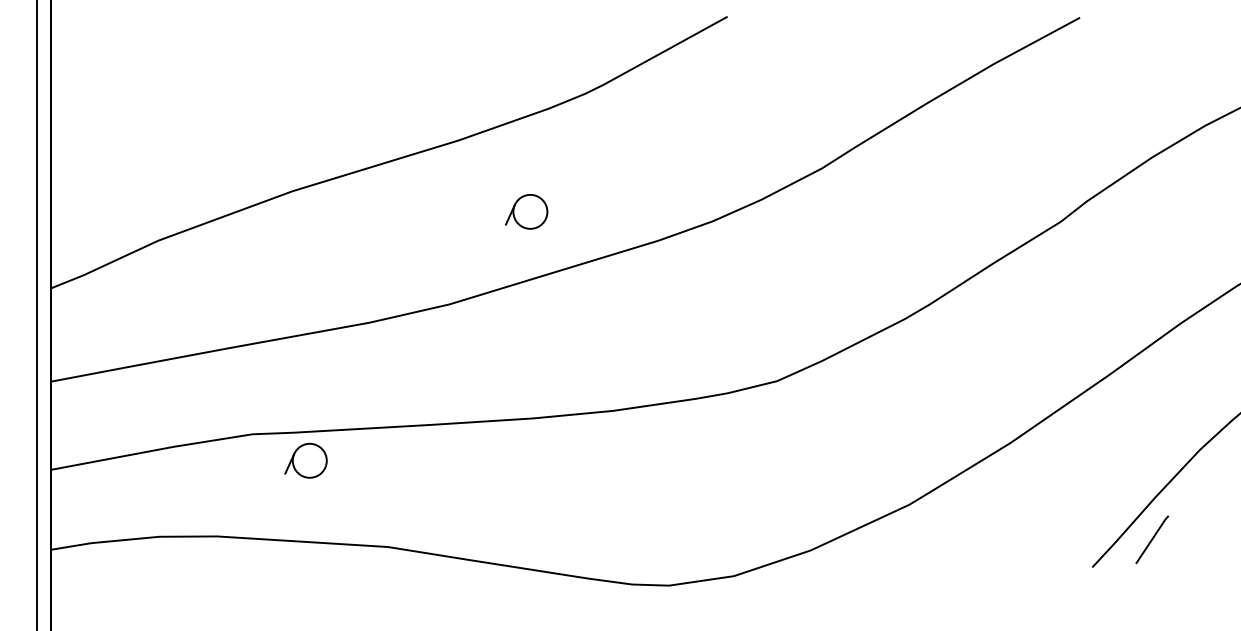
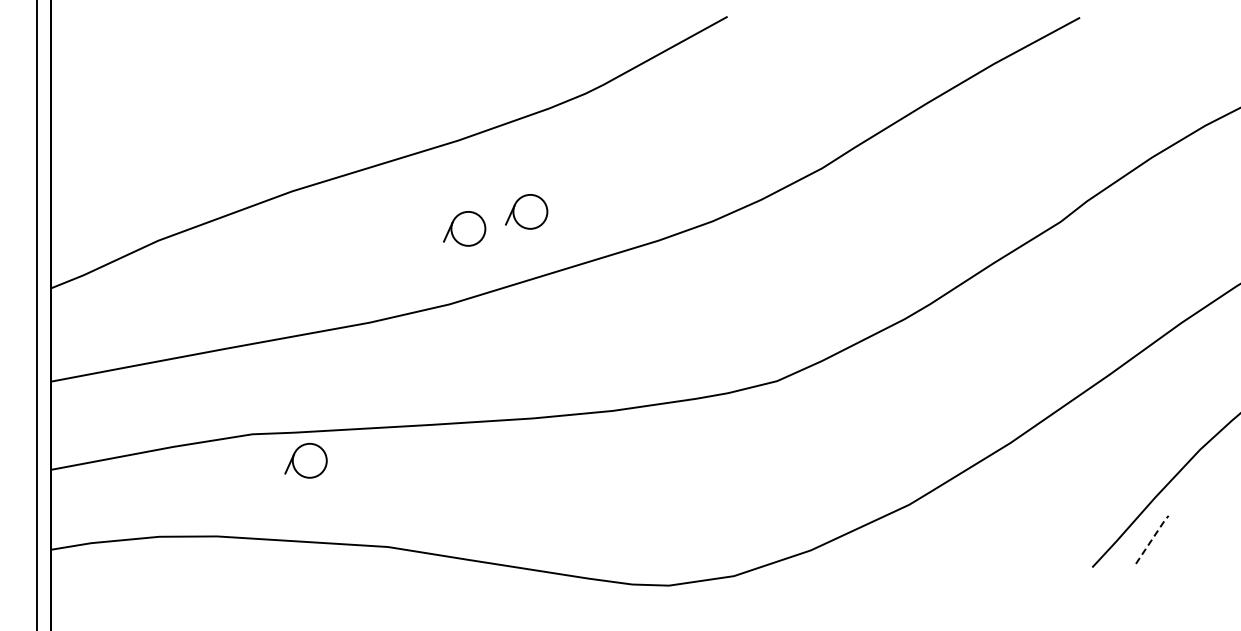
part: none -> present (464, 228)
line: solid -> dashed (1152, 538)
